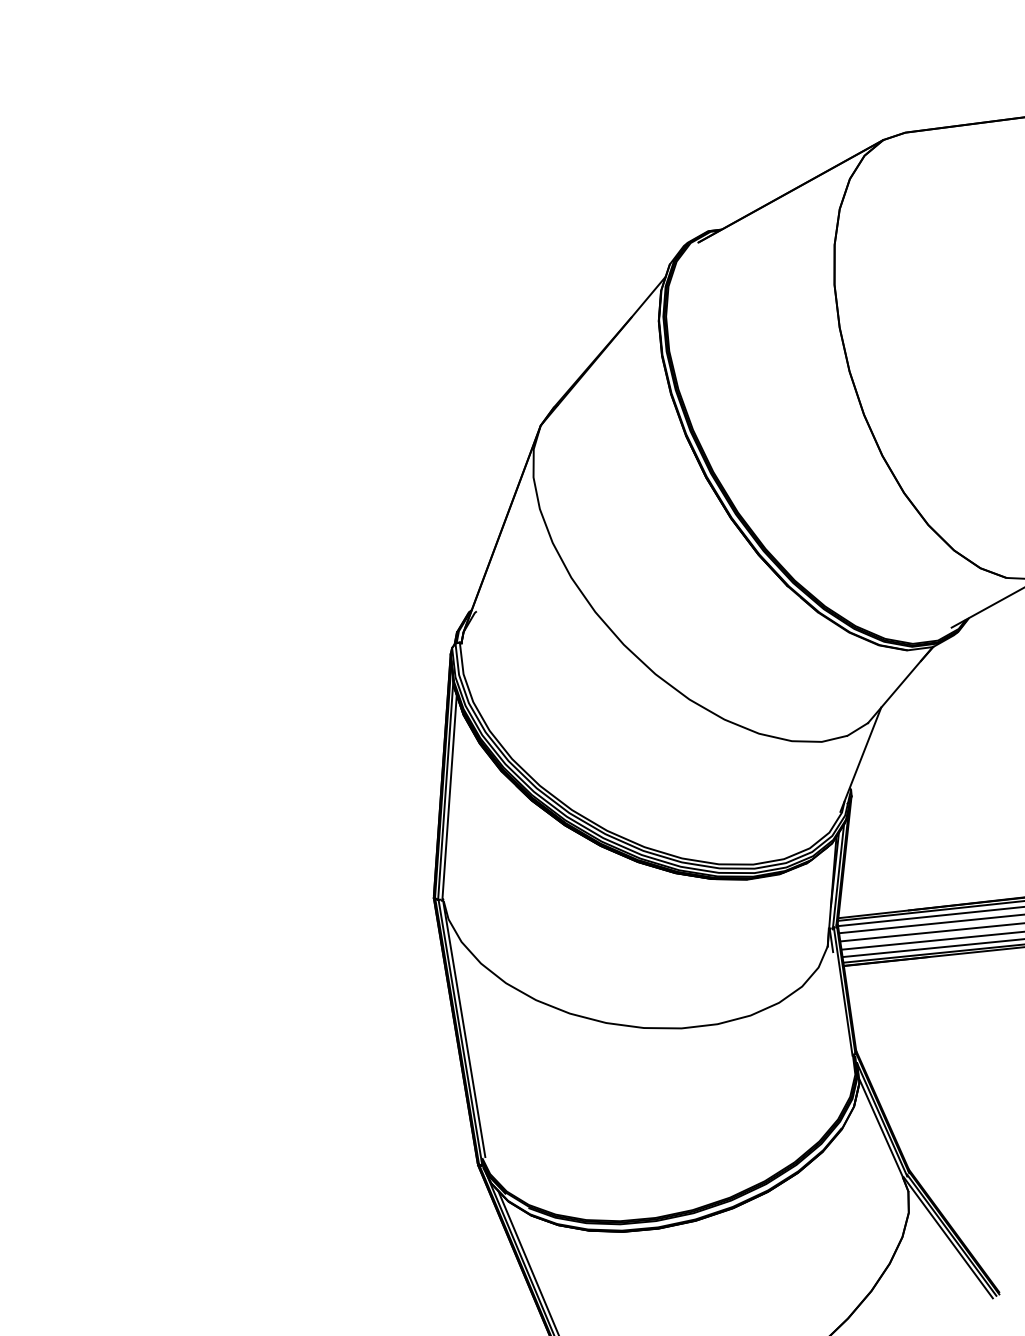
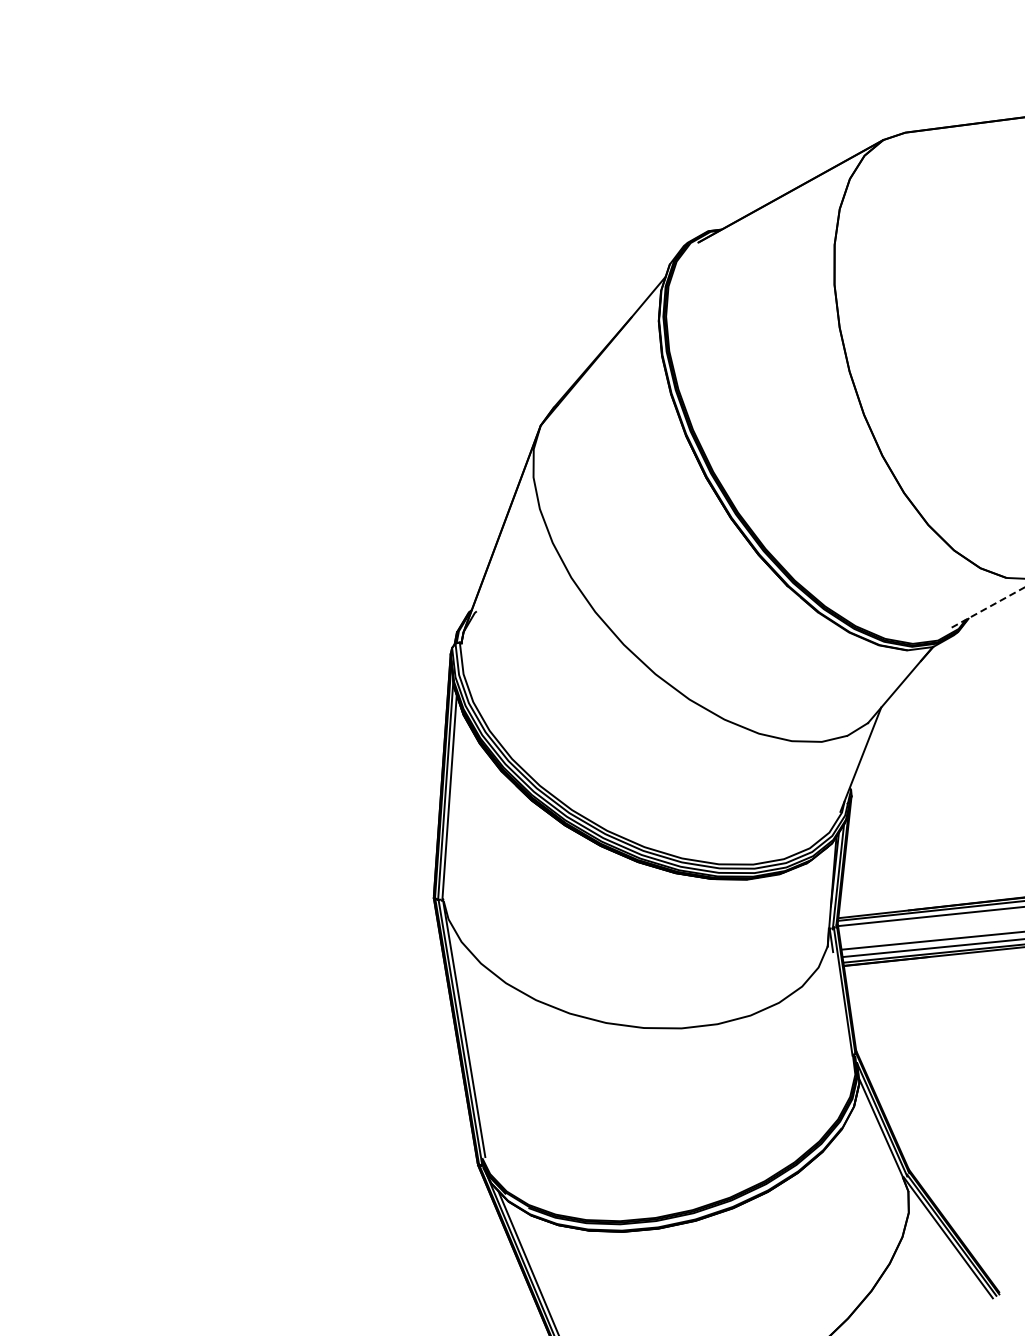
line: solid -> dashed (988, 607)
line: present -> none (930, 923)
line: present -> none (930, 932)
